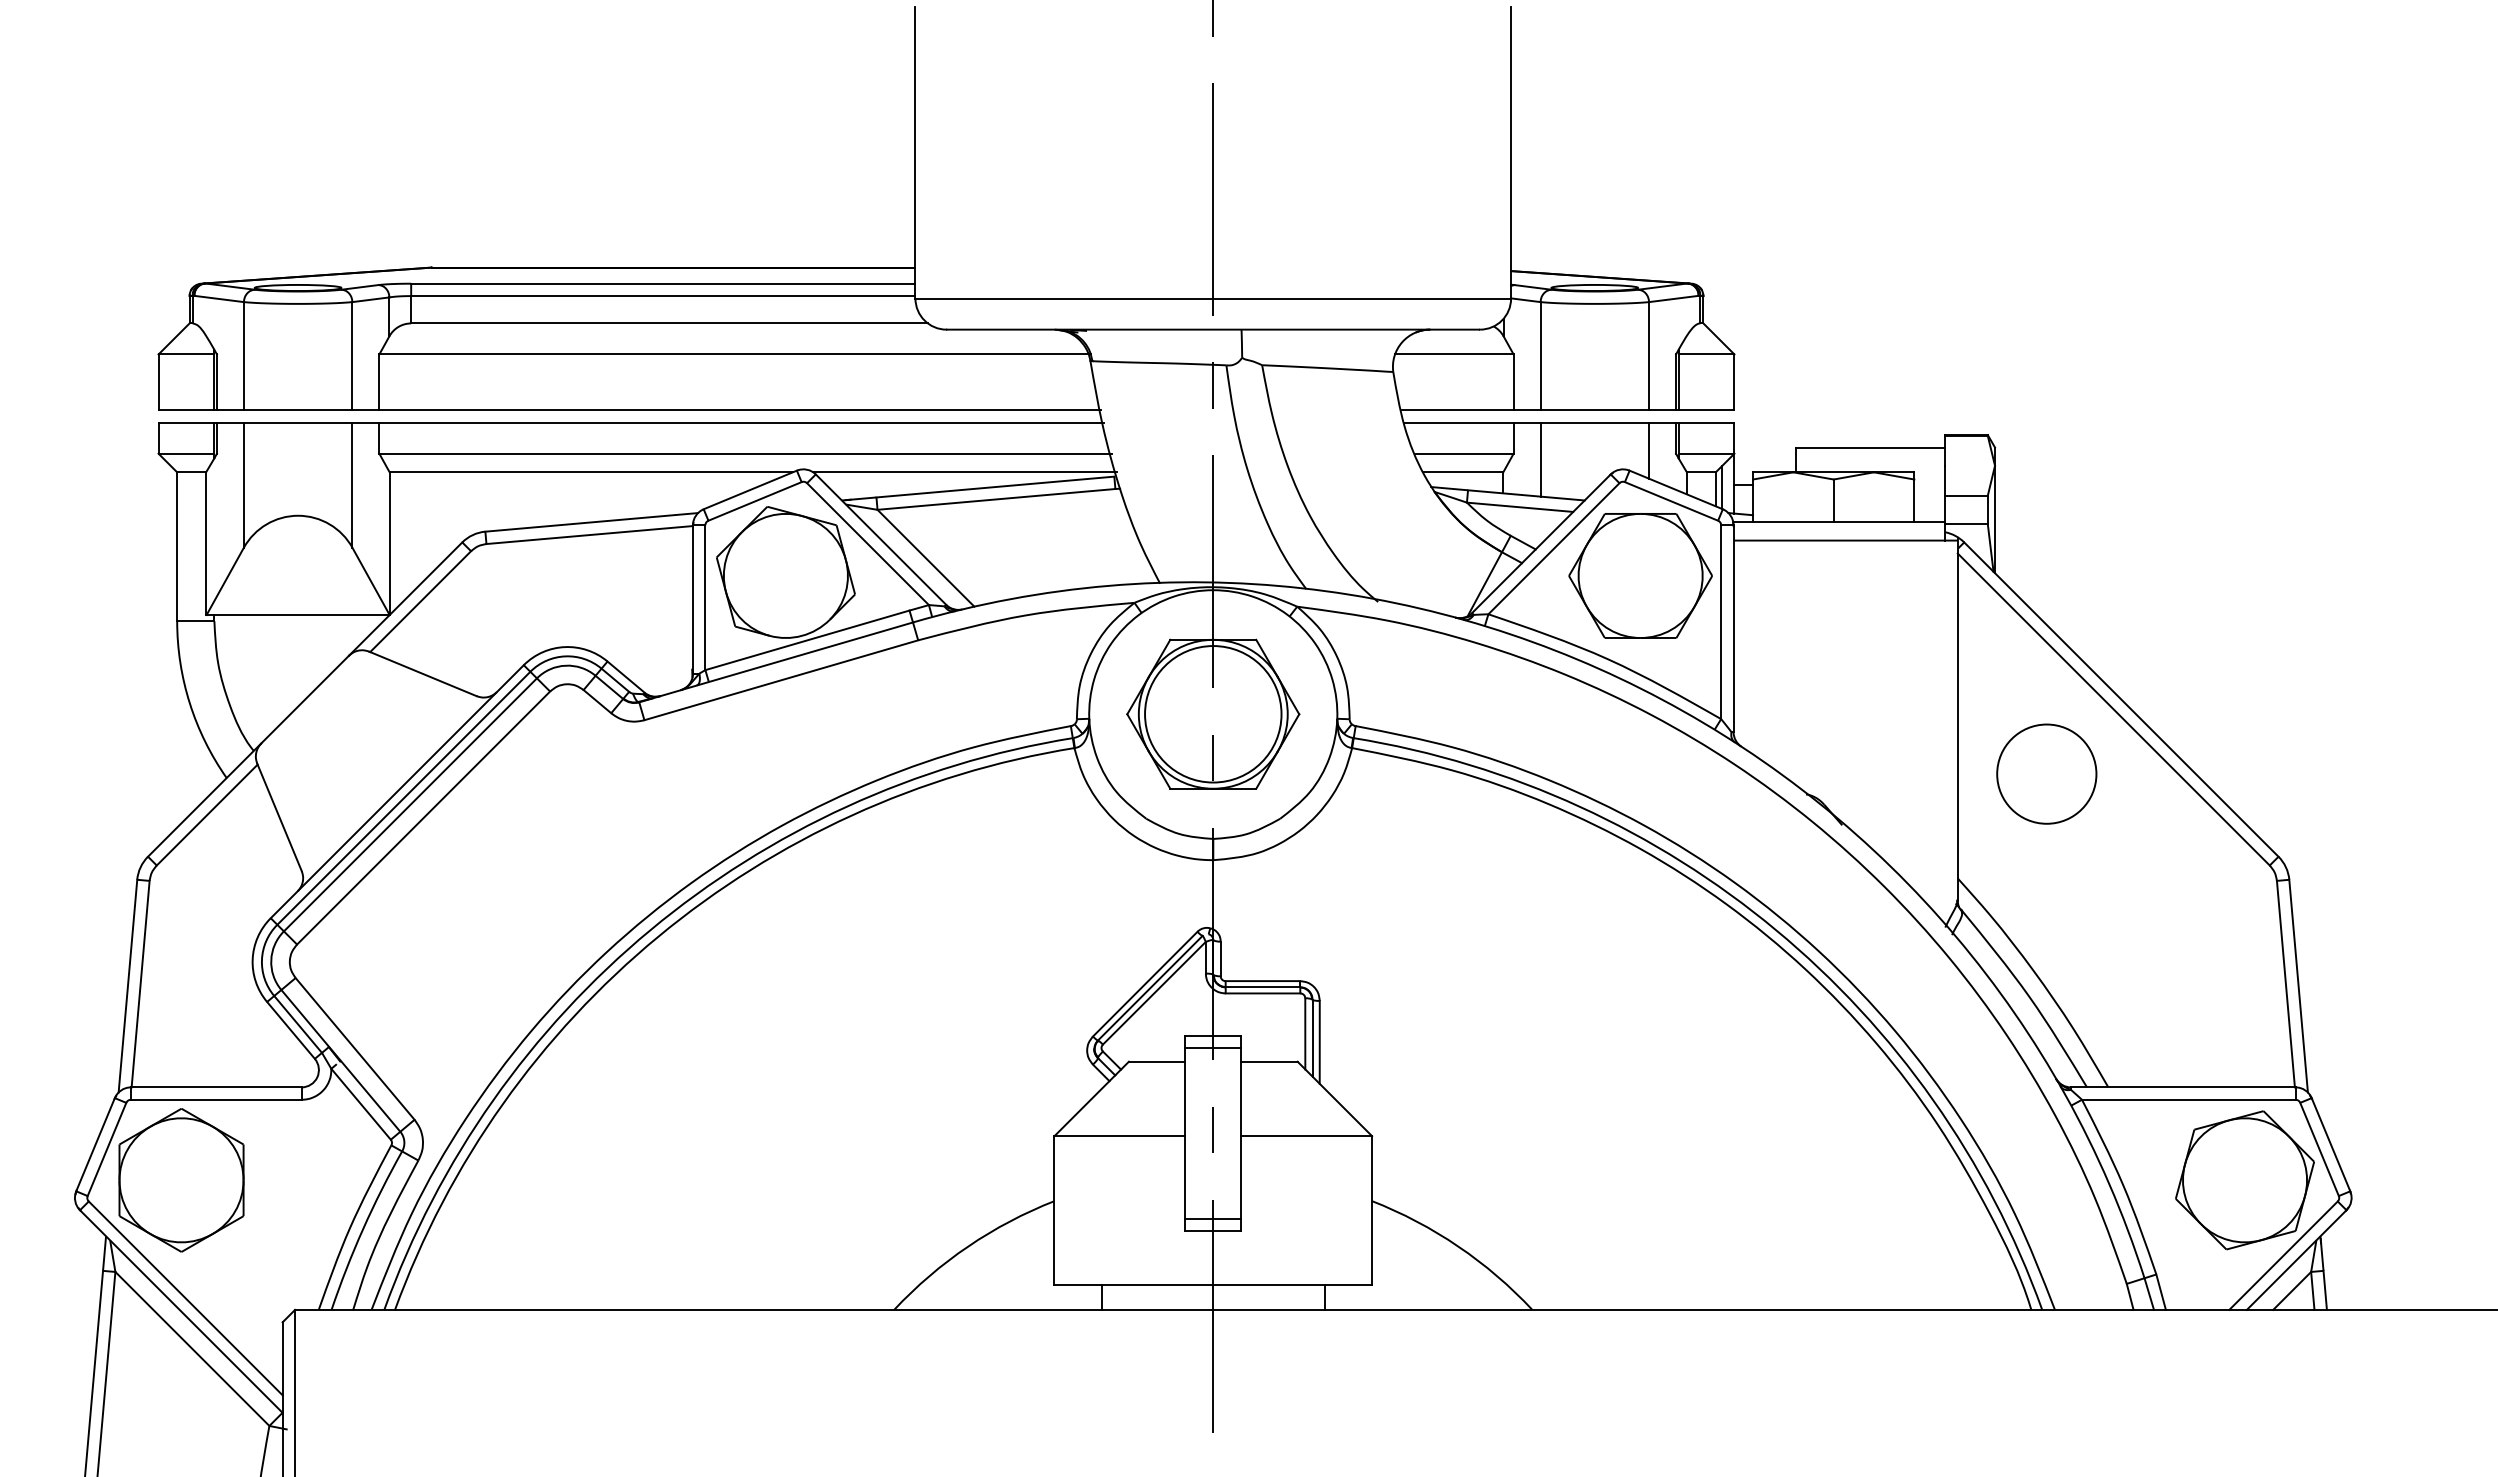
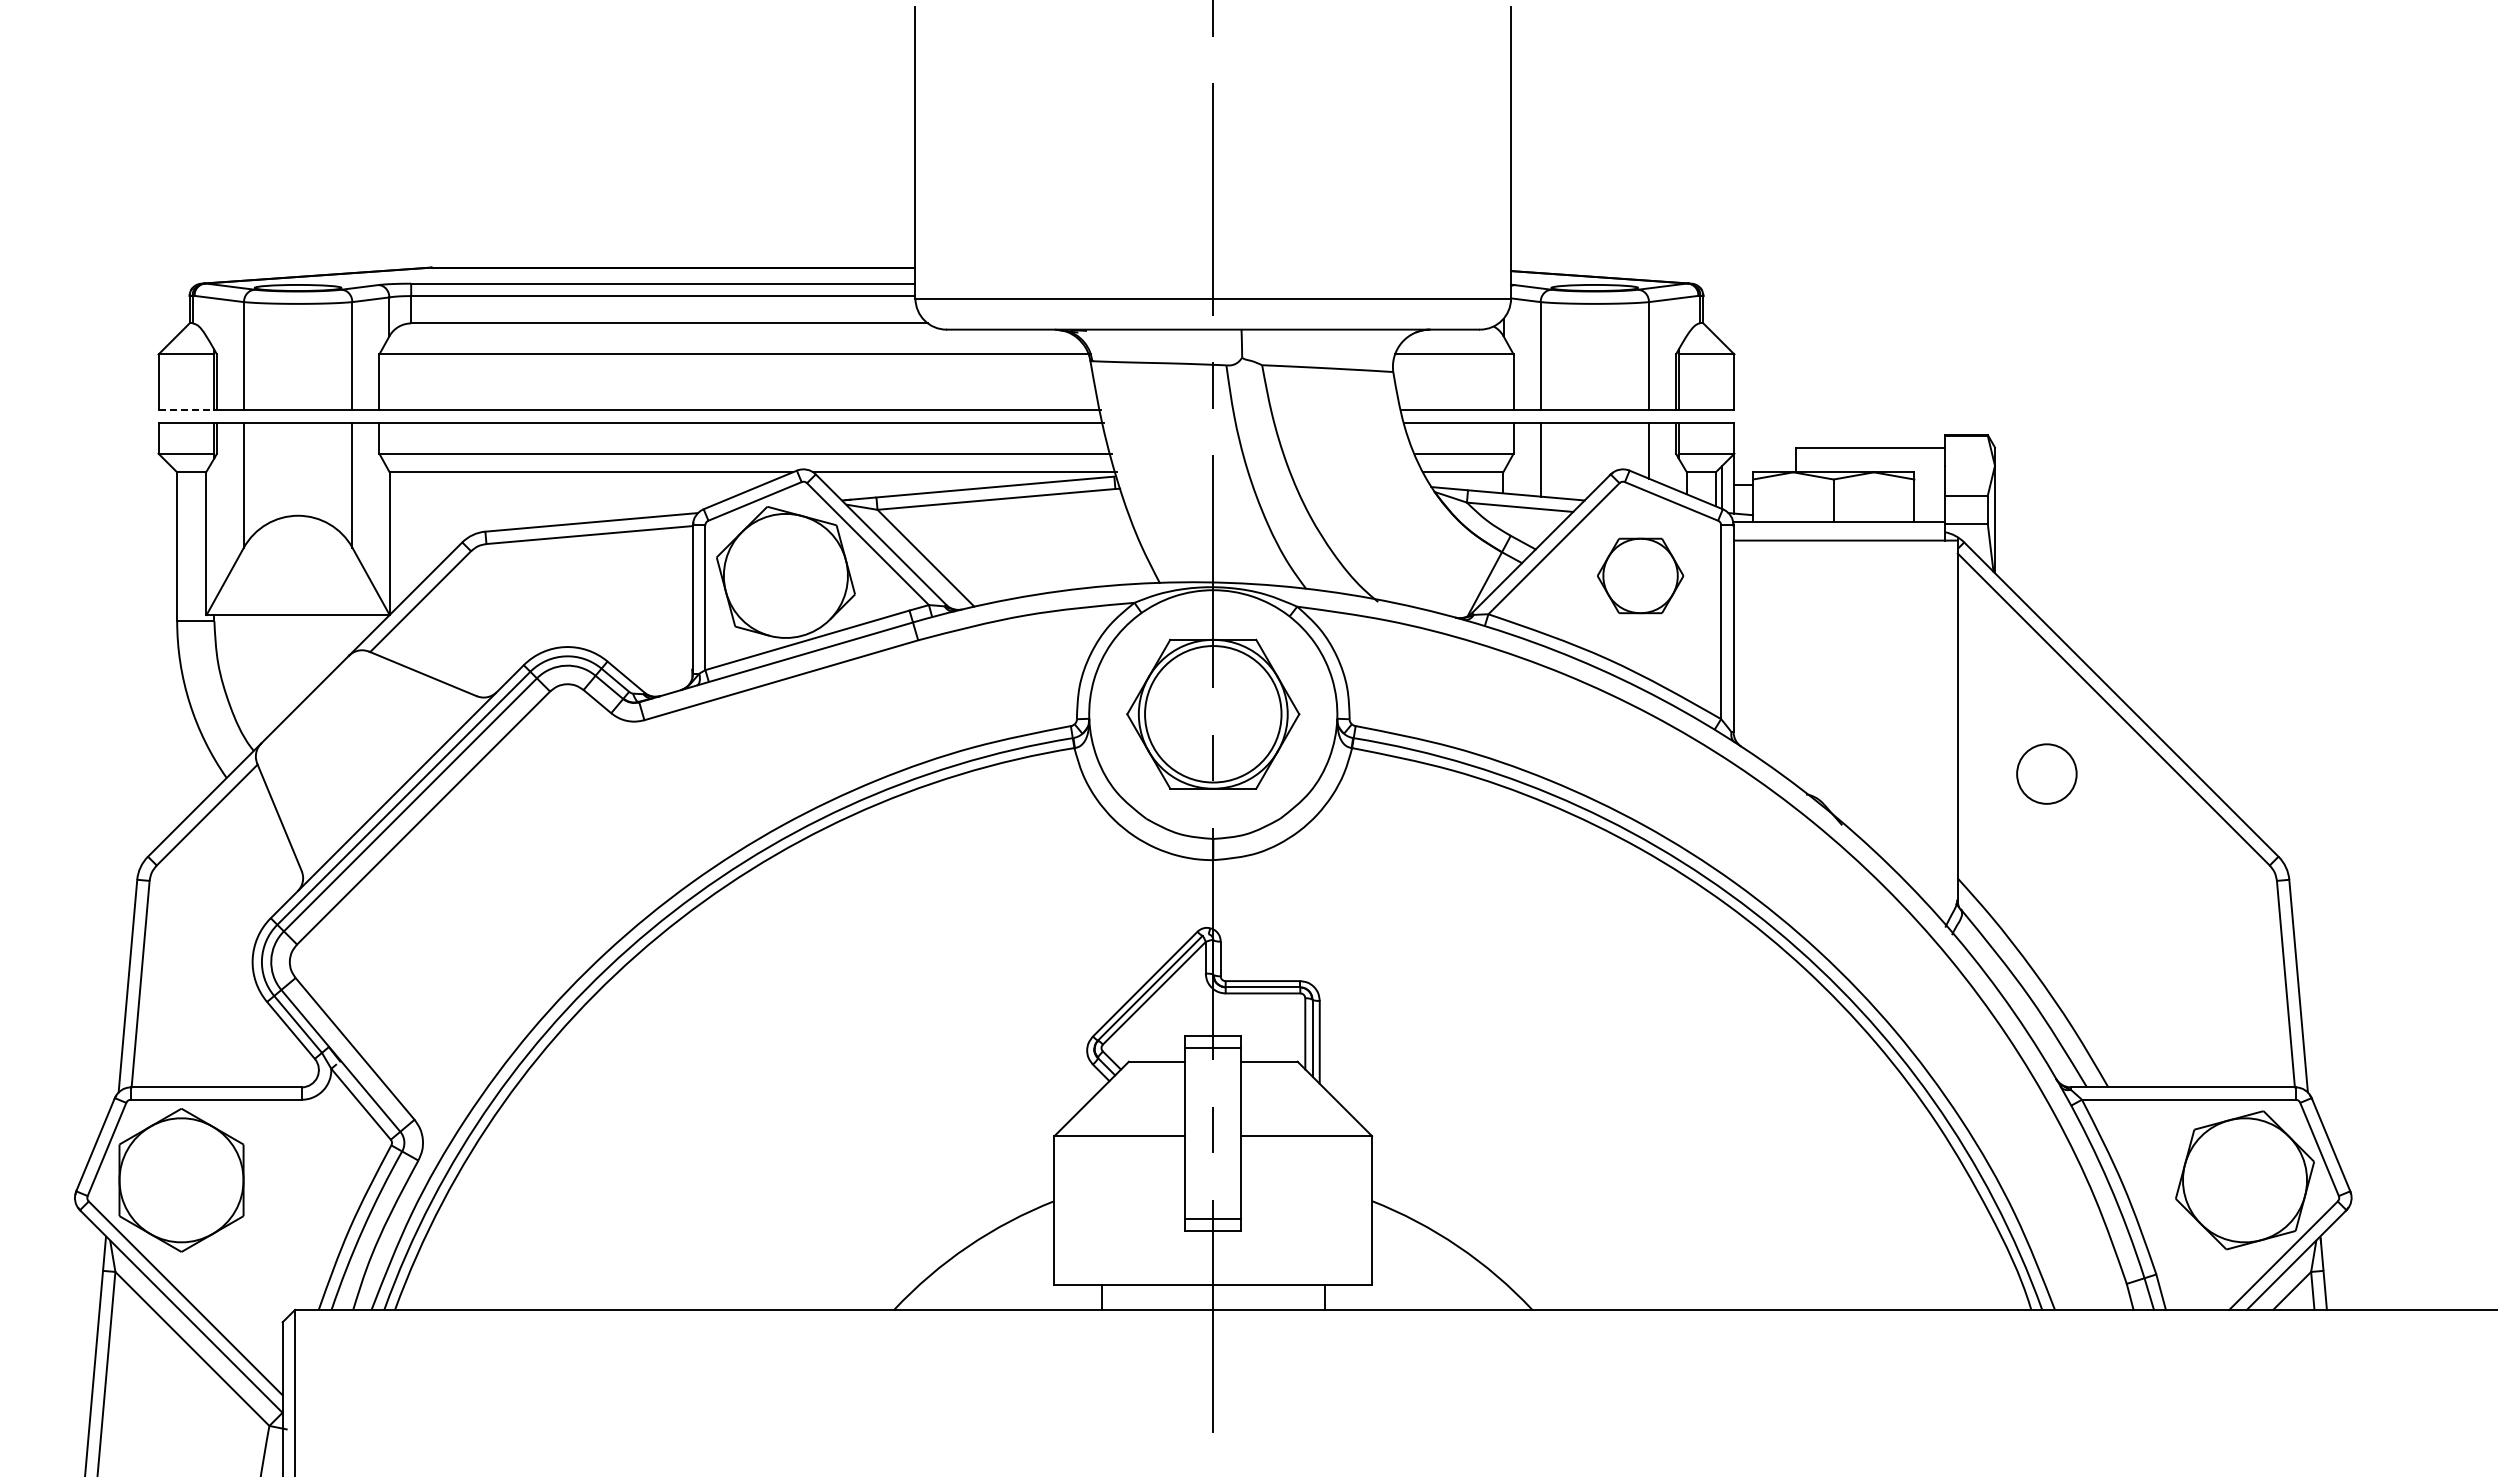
line: solid -> dashed (186, 410)
part size: 145x126 px -> 88x78 px (1640, 575)
circle size: 102x102 px -> 62x62 px (2046, 773)
